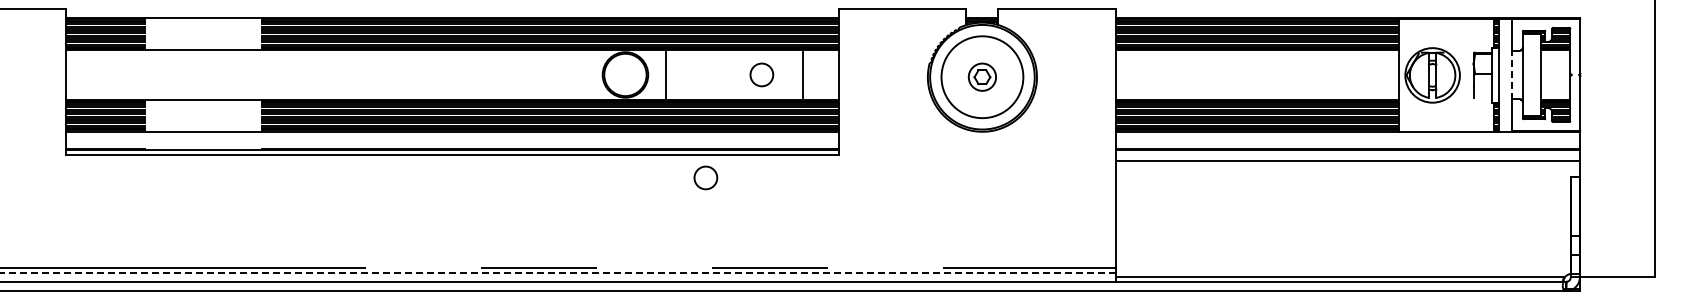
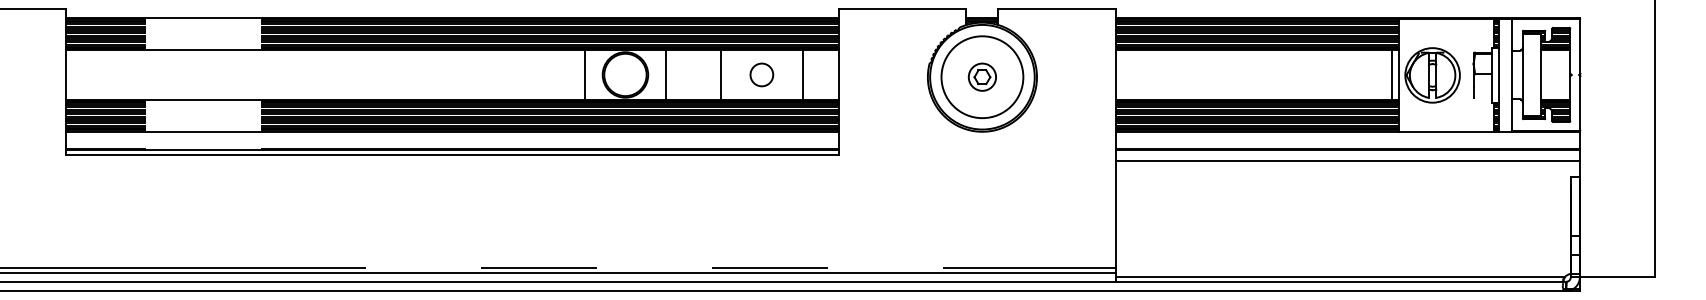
line: none -> present (584, 74)
line: none -> present (720, 74)
line: none -> present (1391, 74)
line: dashed -> solid (1512, 74)
circle: present -> none (705, 177)
line: dashed -> solid (558, 272)
